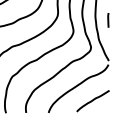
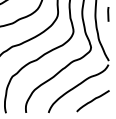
line position: (108, 20) -> (108, 14) (108, 14)
